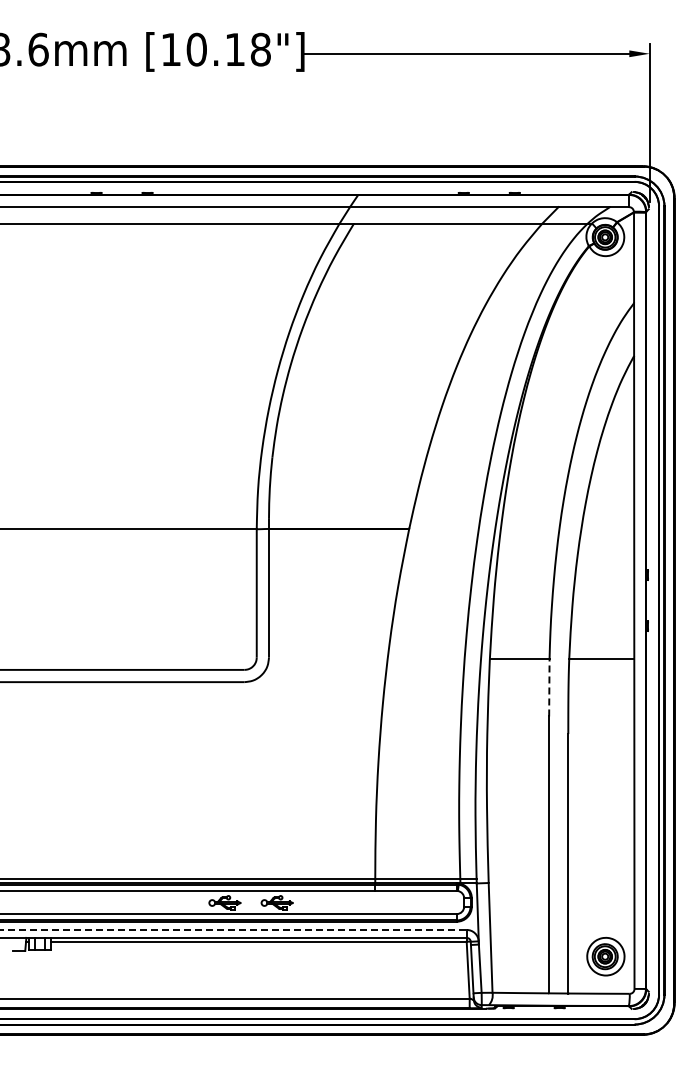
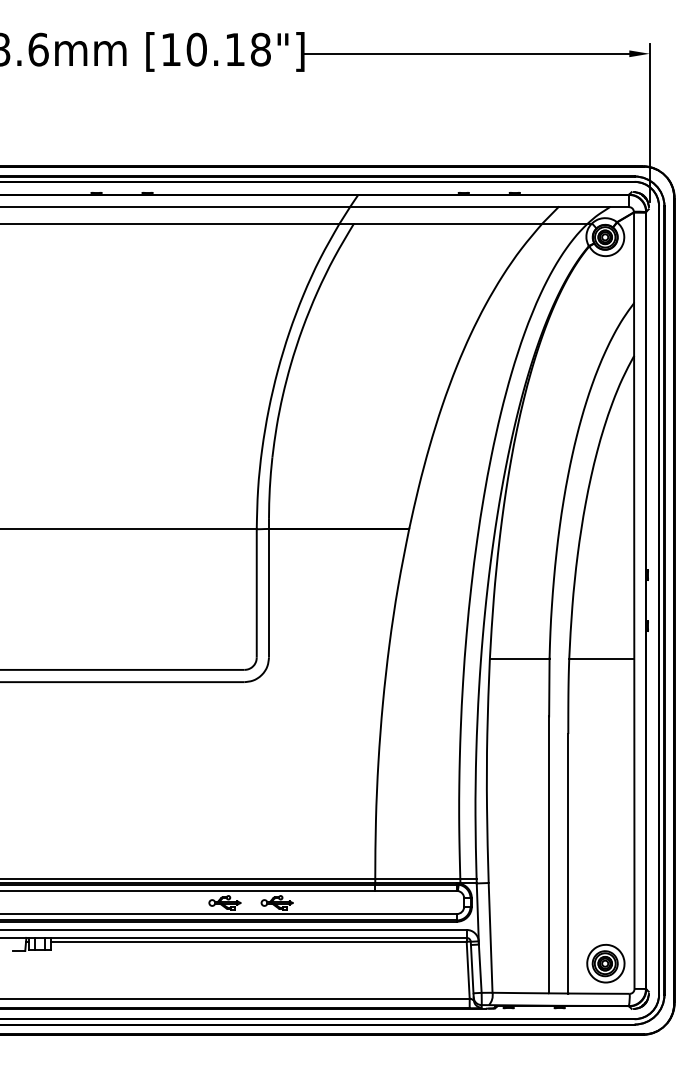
line: dashed -> solid (549, 687)
line: dashed -> solid (233, 929)
part position: (605, 956) -> (605, 963) (605, 963)
